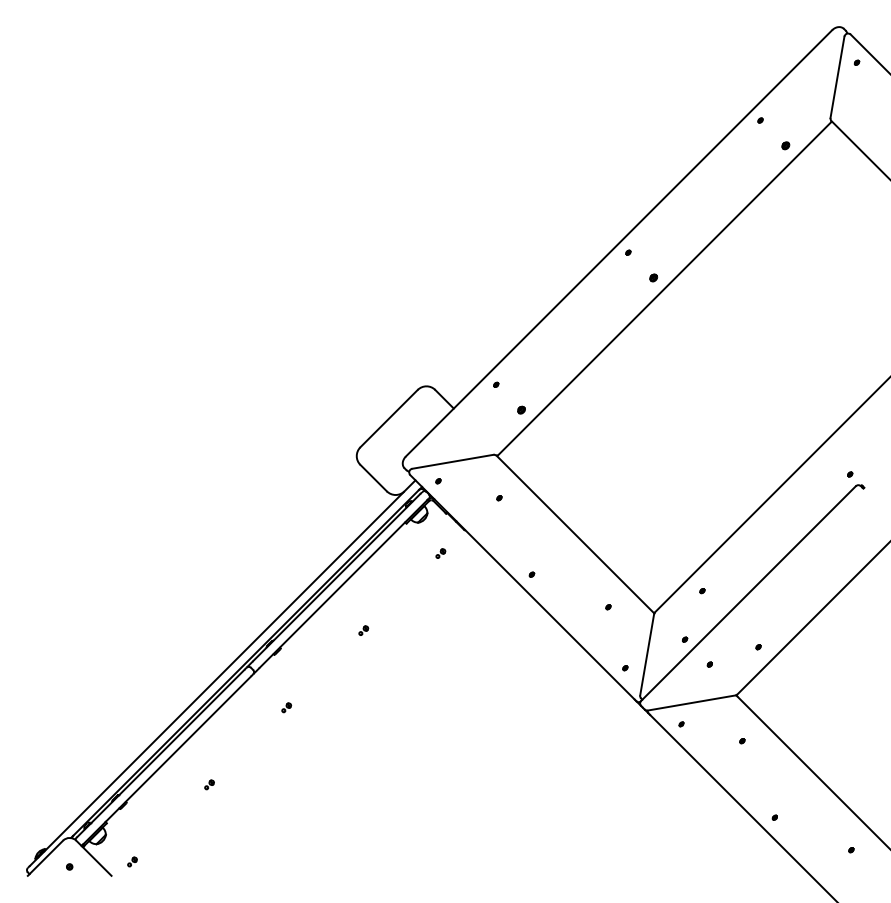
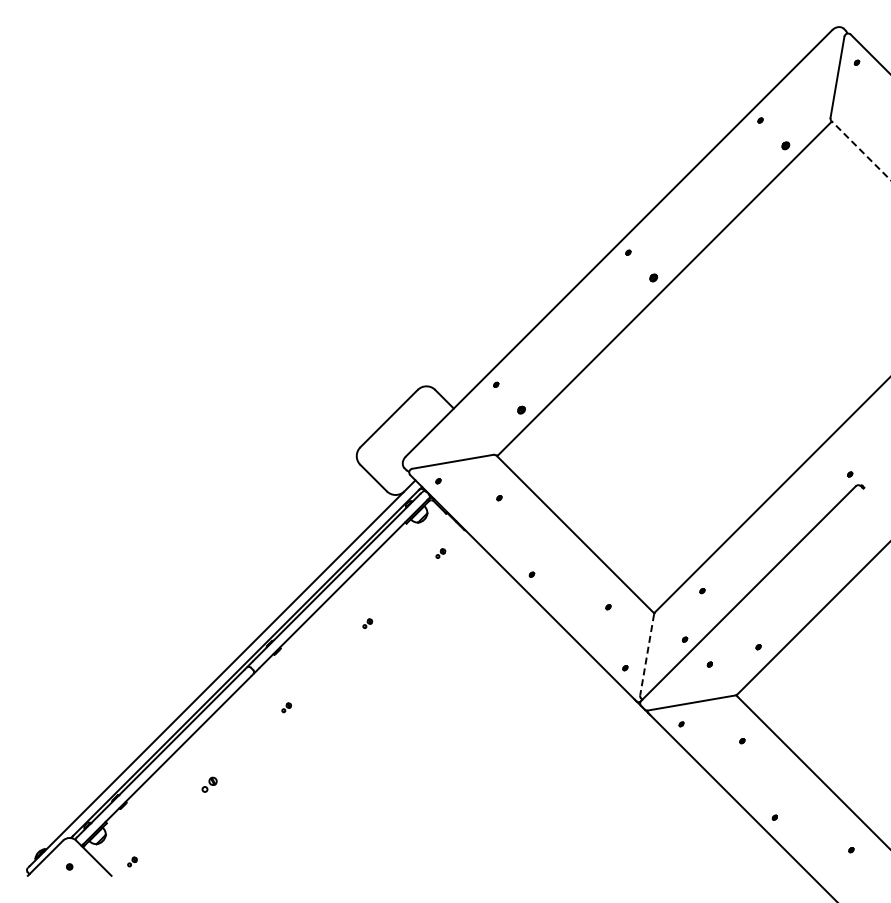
line: solid -> dashed (861, 150)
part position: (363, 630) -> (367, 623) (367, 623)
line: solid -> dashed (647, 655)
part size: 11x12 px -> 17x17 px (209, 784)
